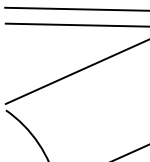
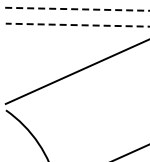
line: solid -> dashed (77, 9)
line: solid -> dashed (77, 25)
